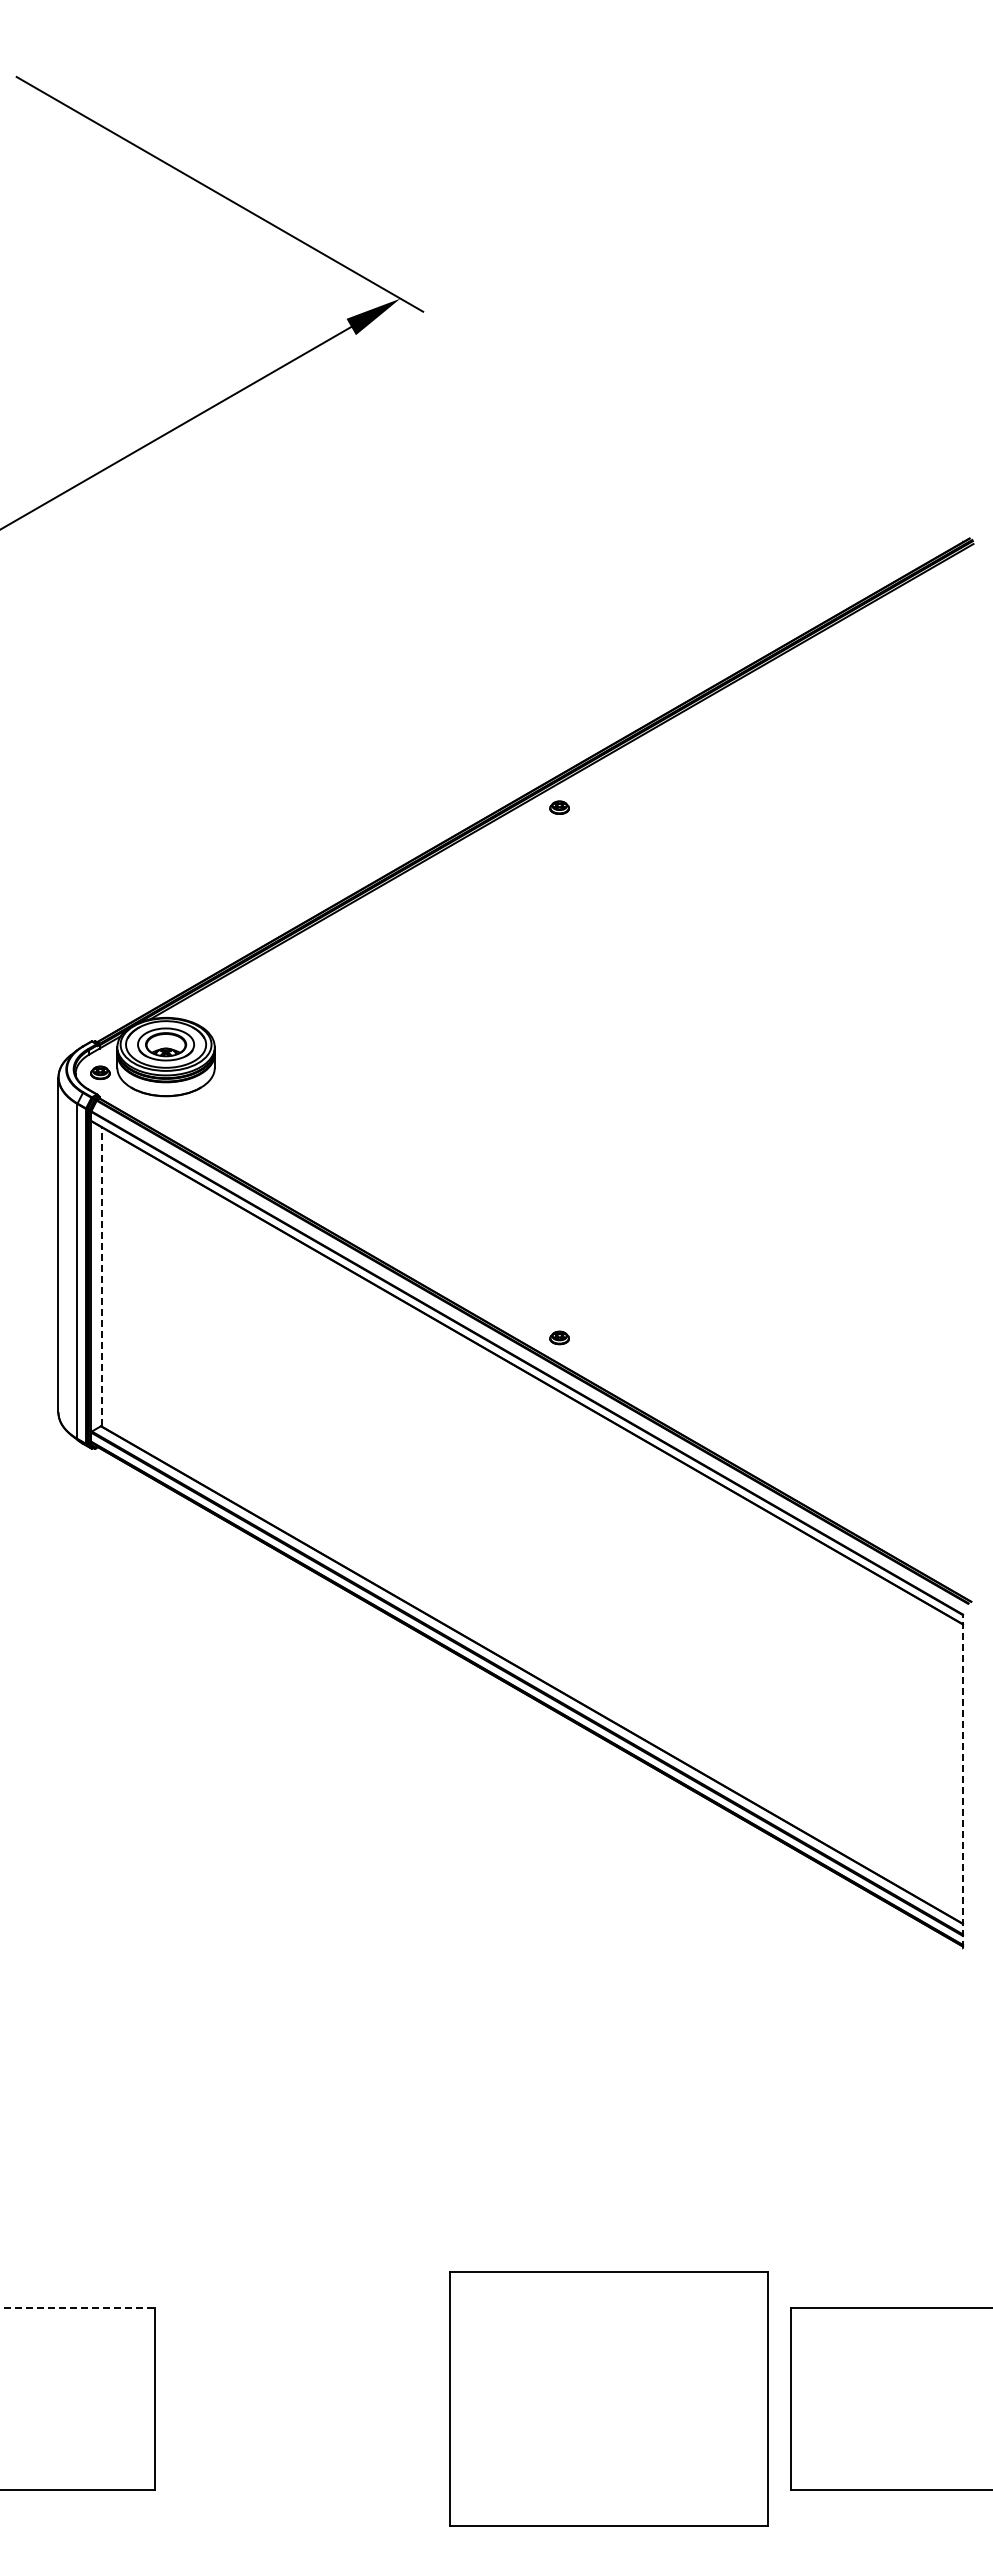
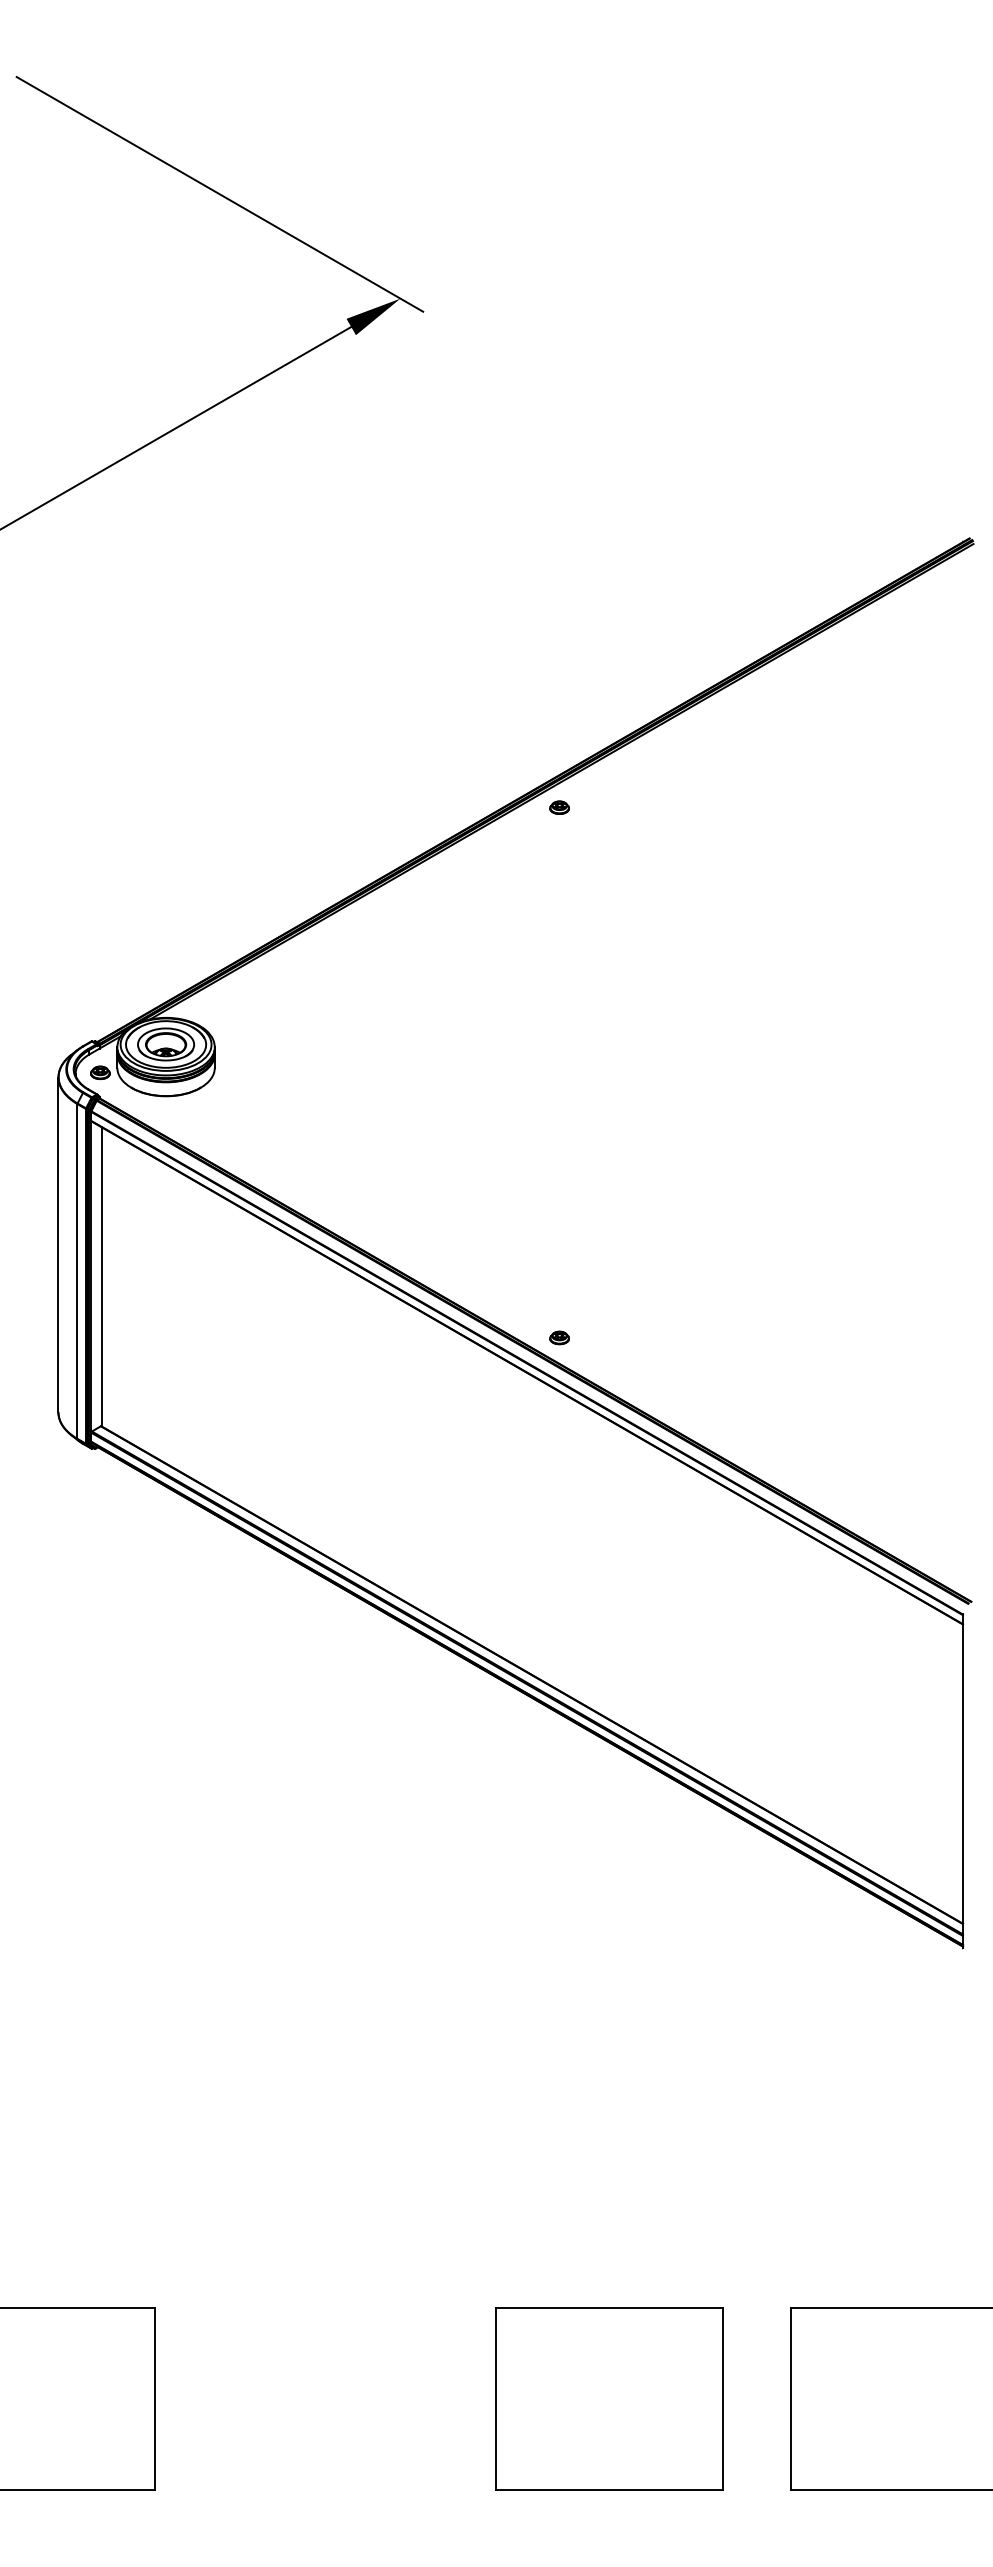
line: dashed -> solid (101, 1276)
line: dashed -> solid (962, 1781)
line: dashed -> solid (78, 2308)
part size: 320x256 px -> 229x184 px (609, 2398)
